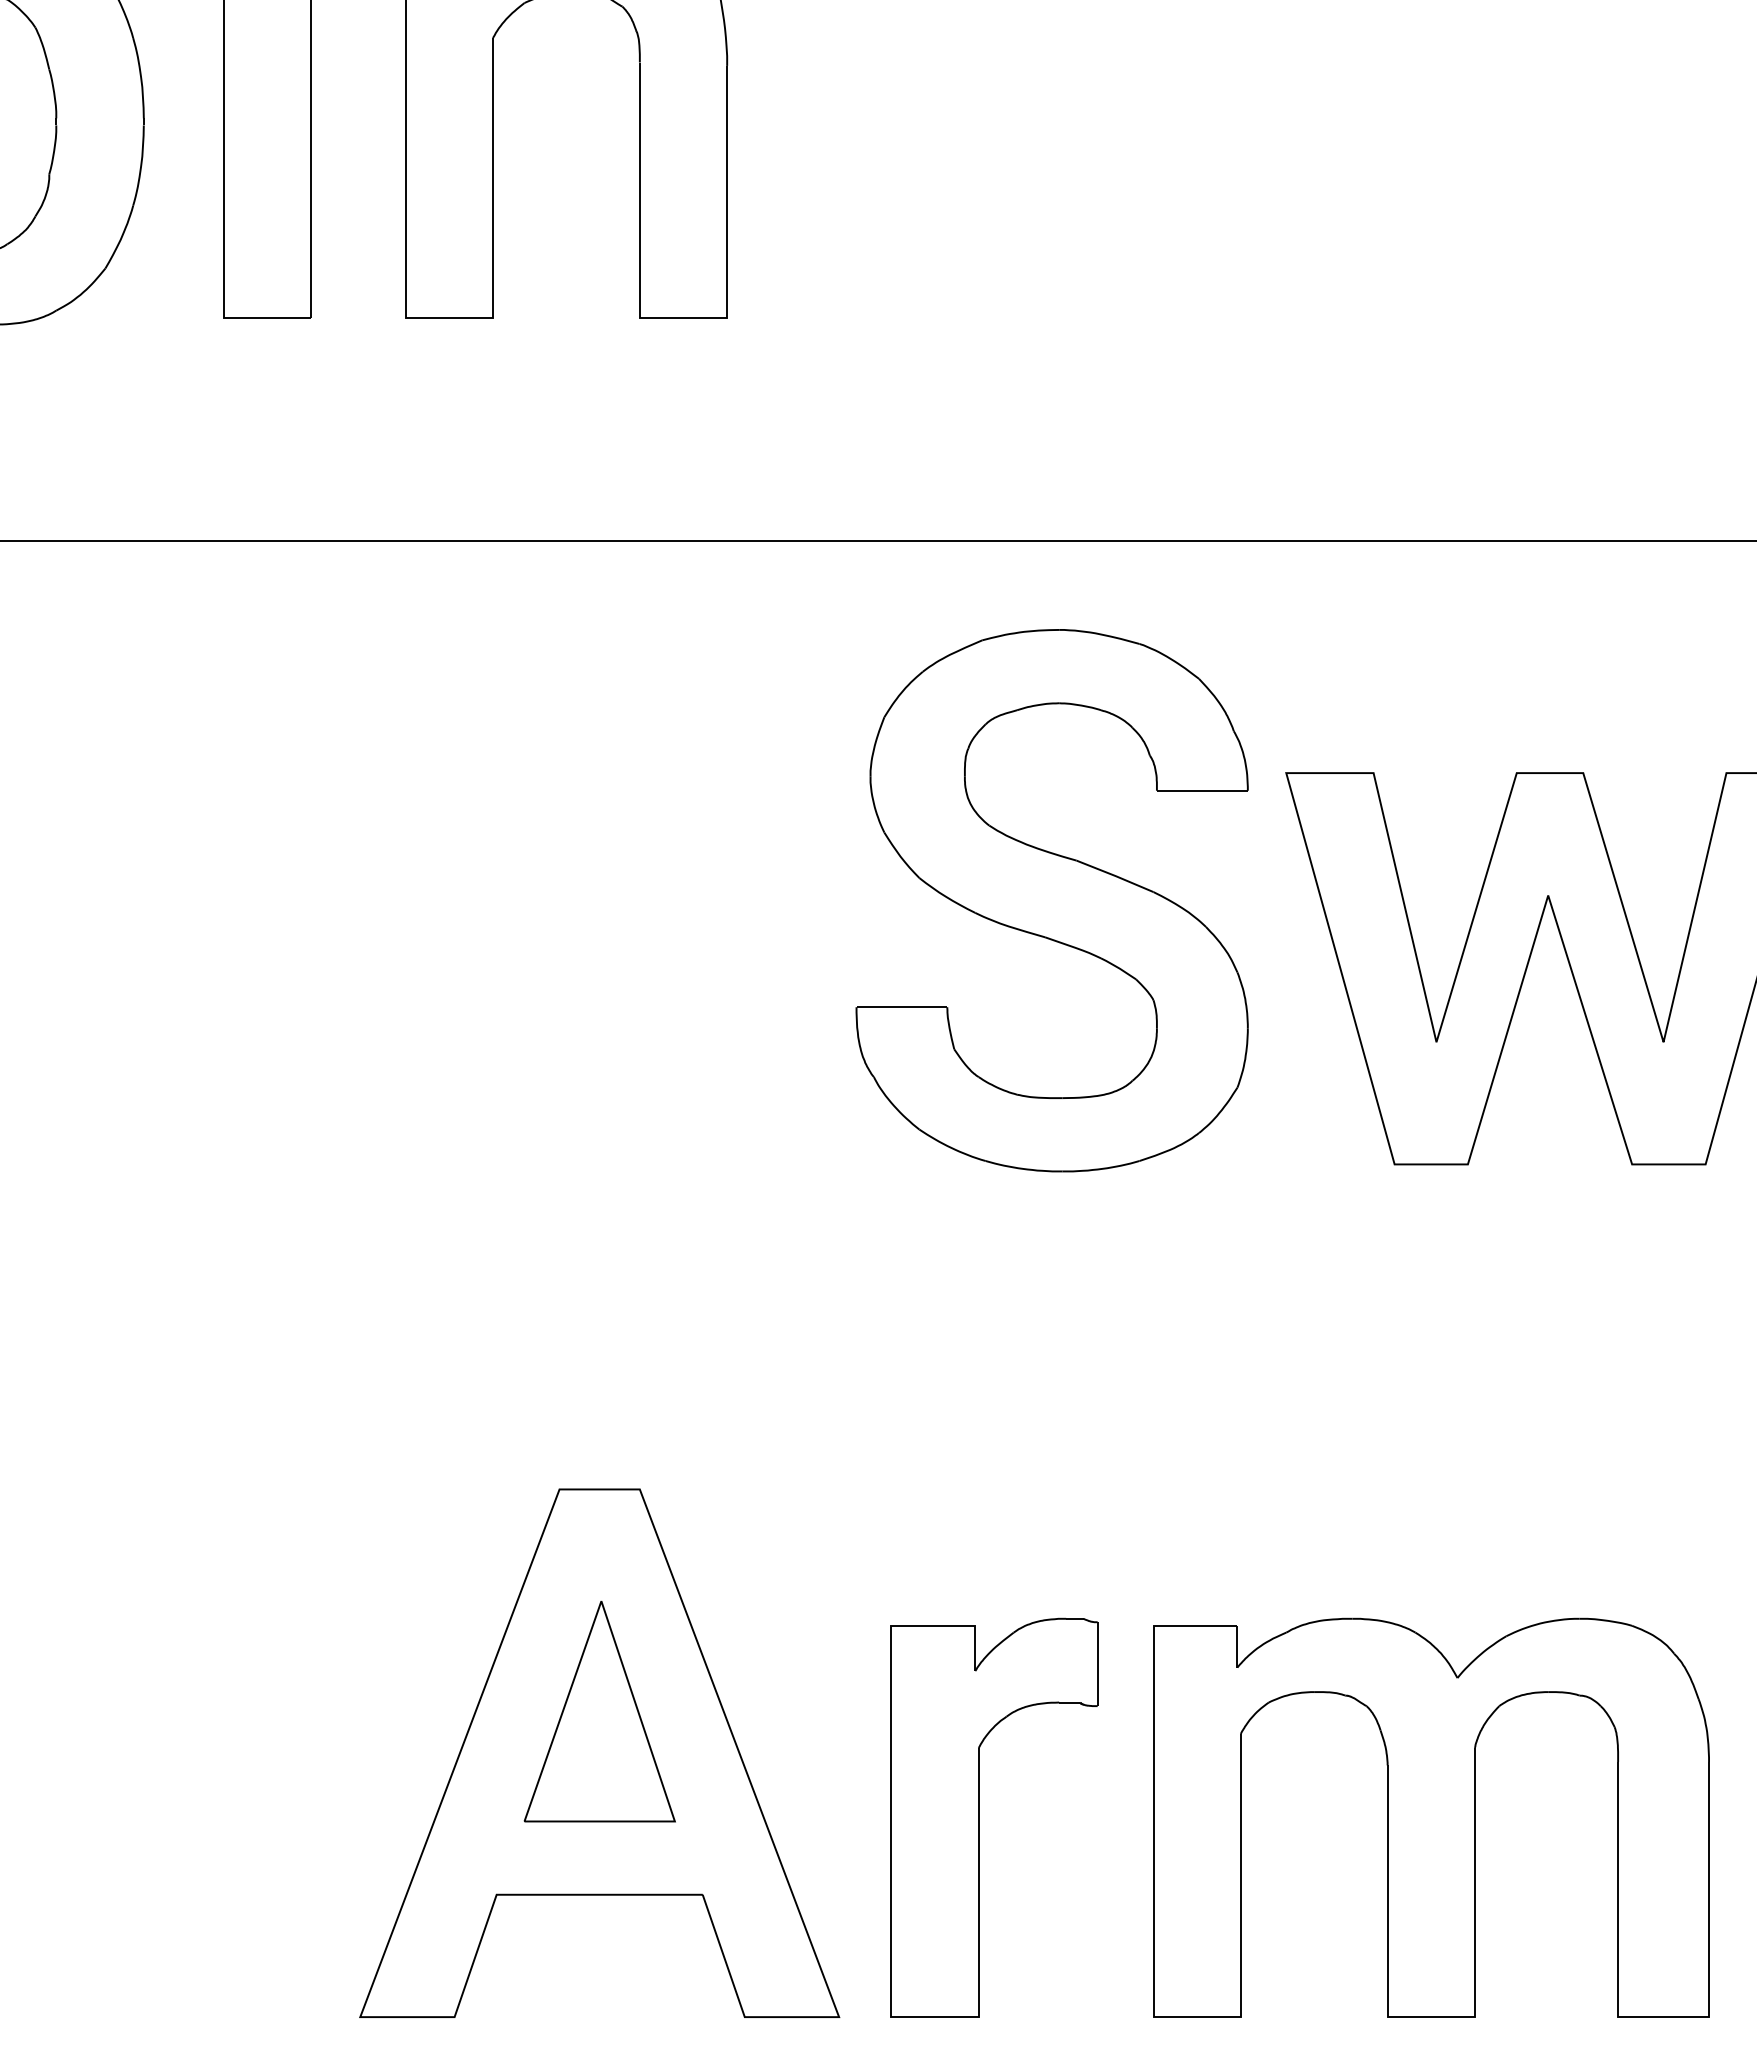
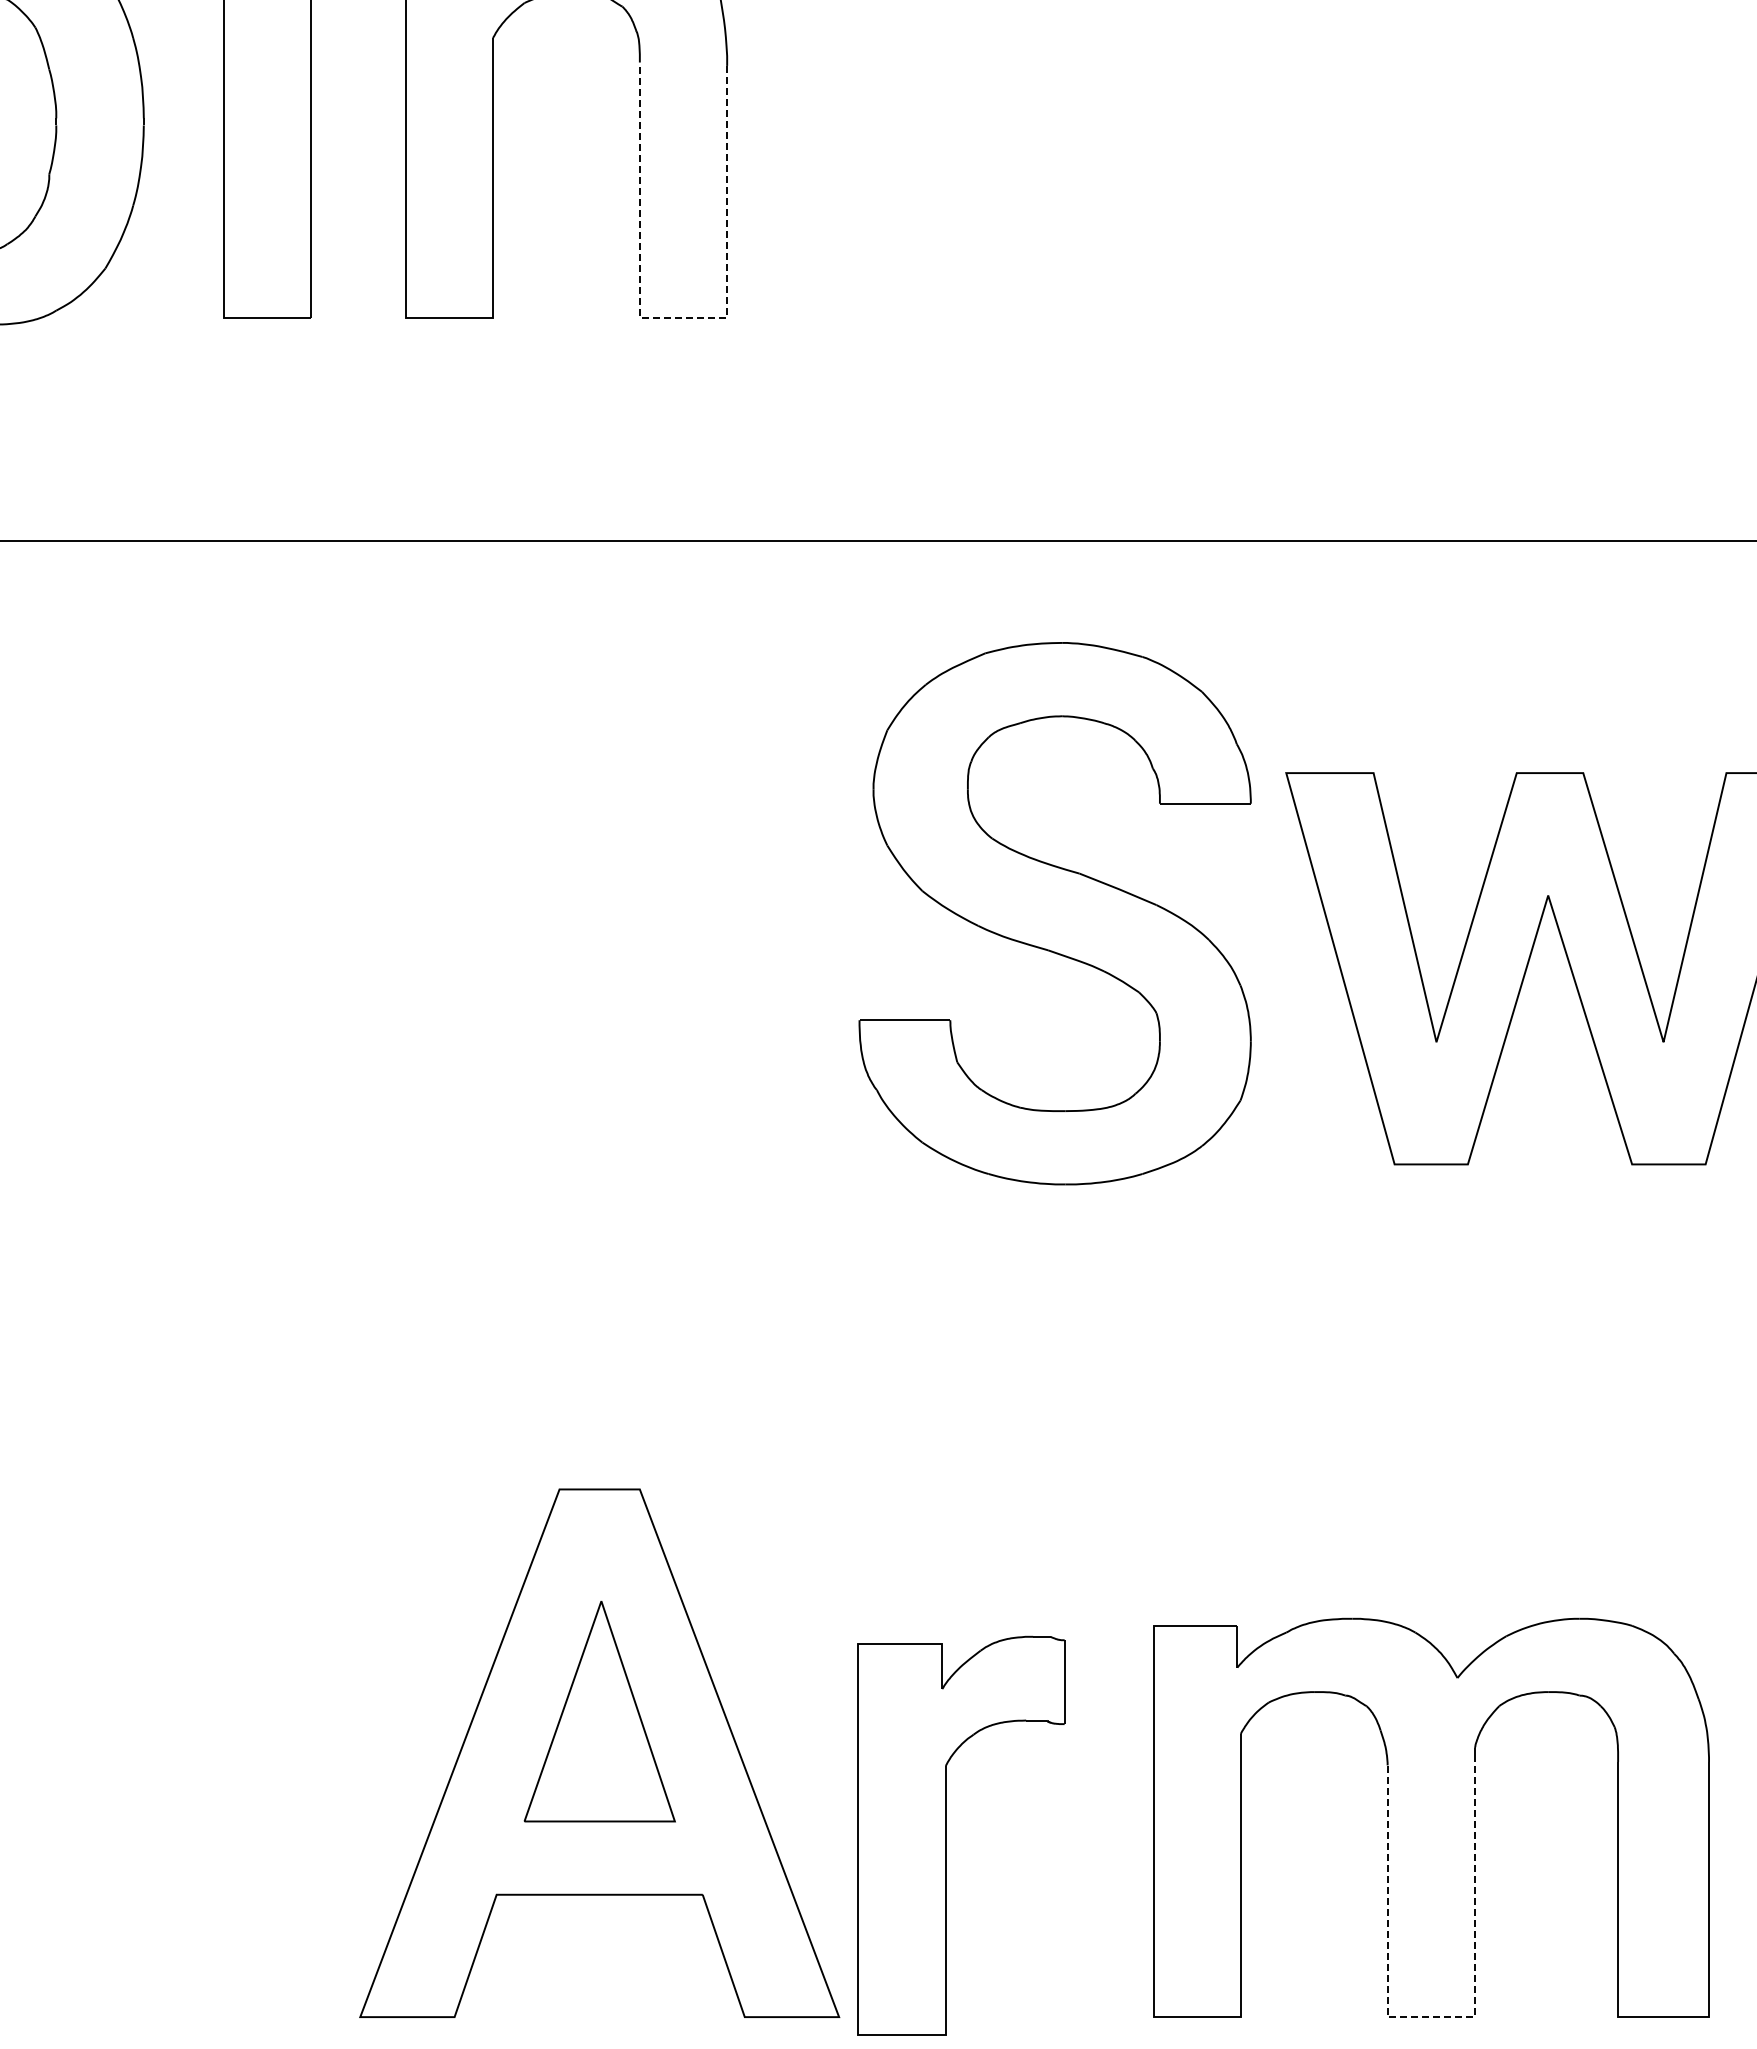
line: solid -> dashed (681, 317)
part position: (1051, 900) -> (1054, 913) (1054, 913)
part position: (979, 1817) -> (946, 1835) (946, 1835)
line: solid -> dashed (1436, 2017)
